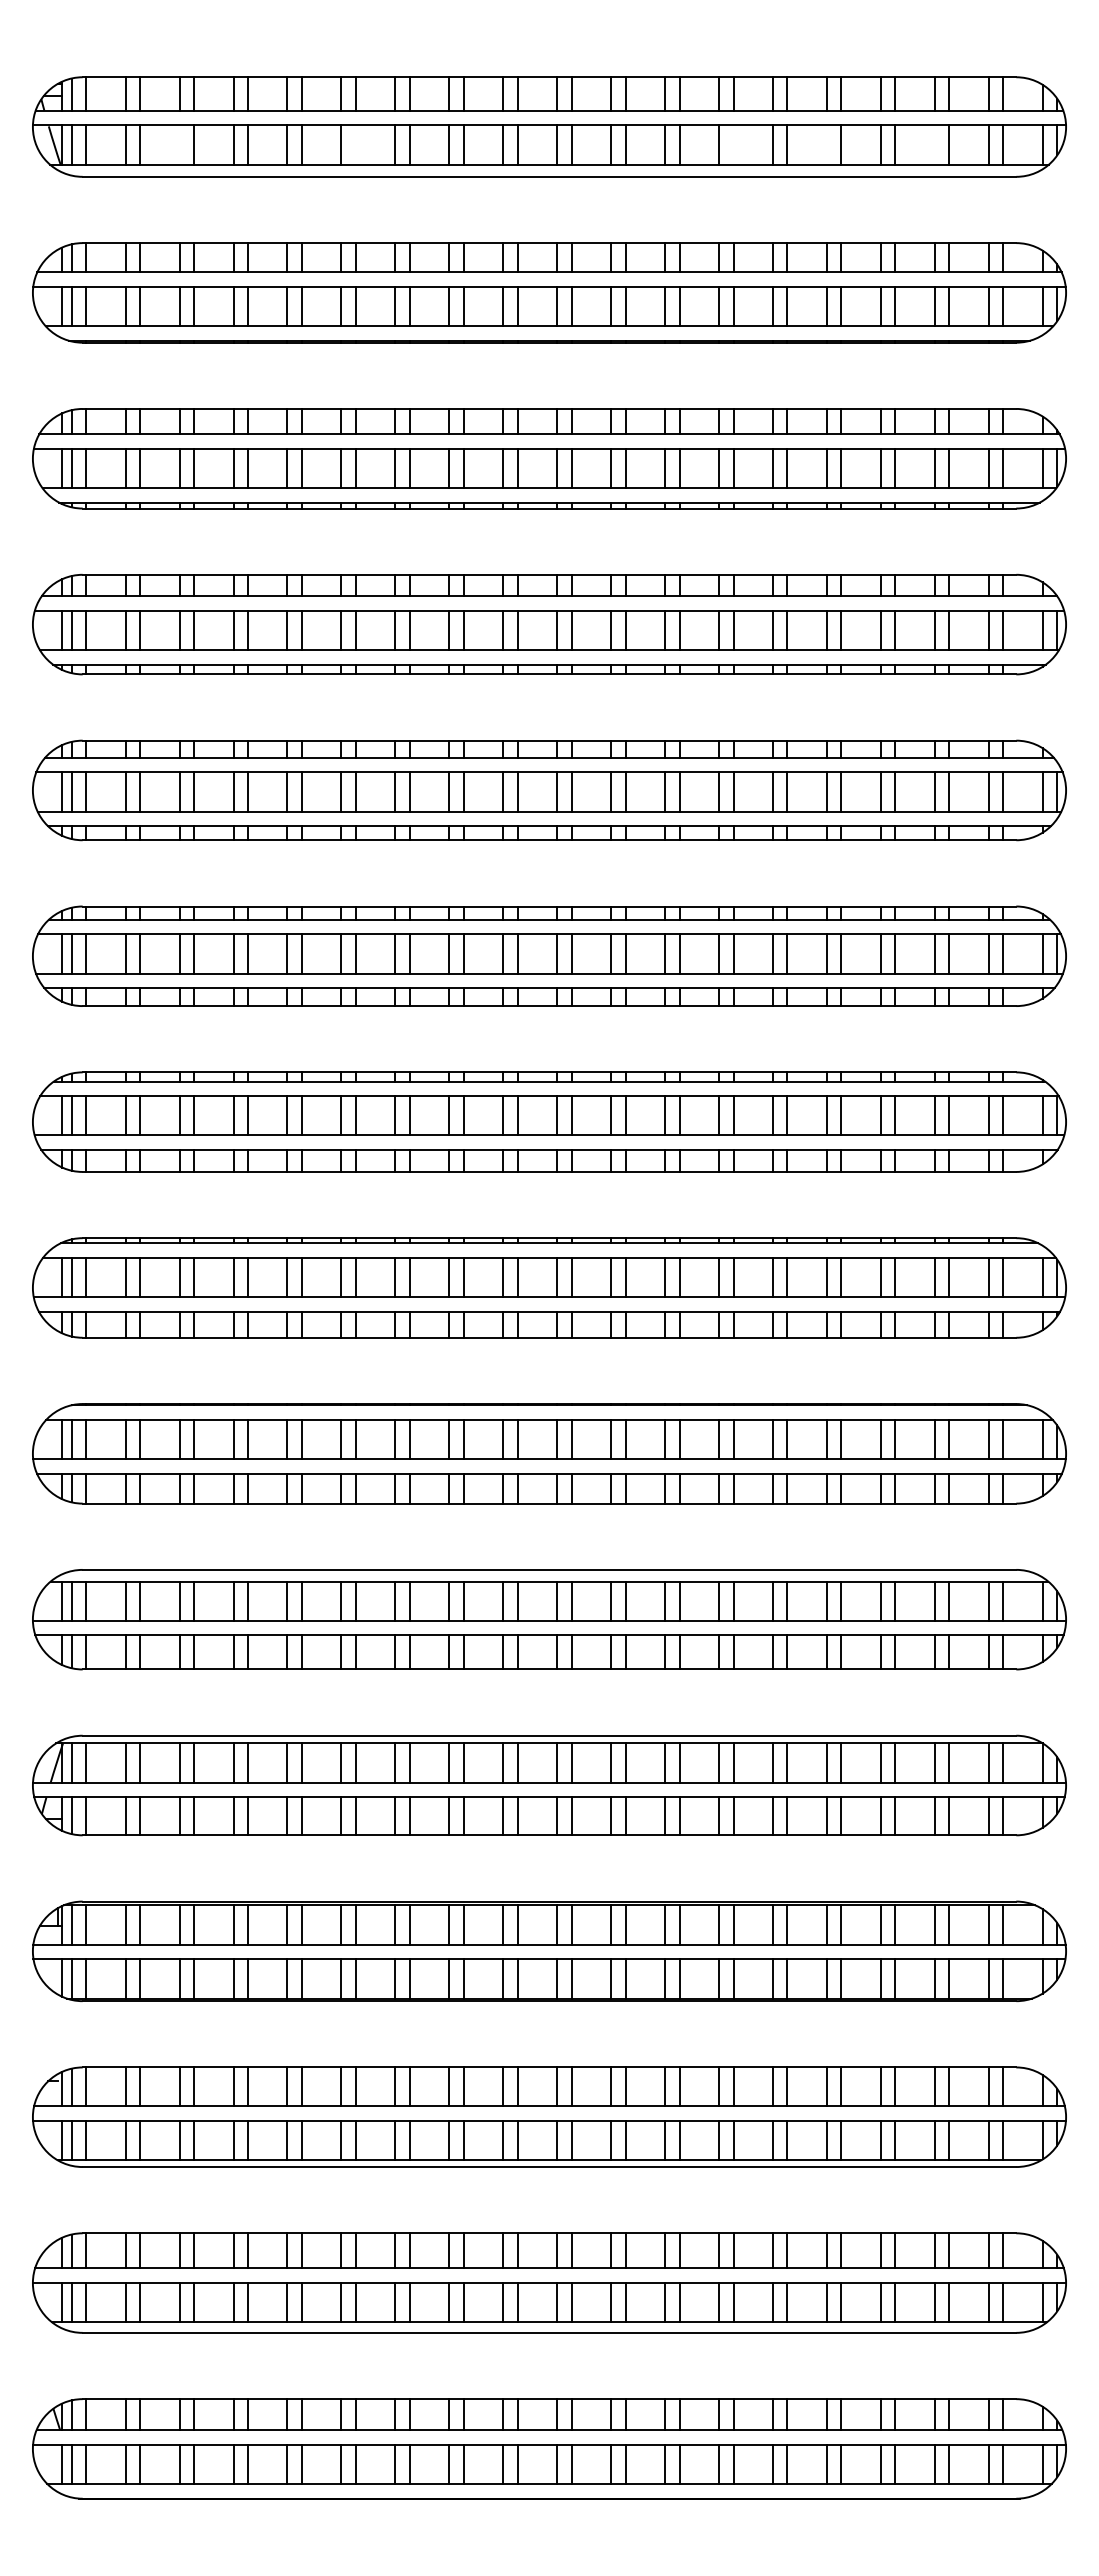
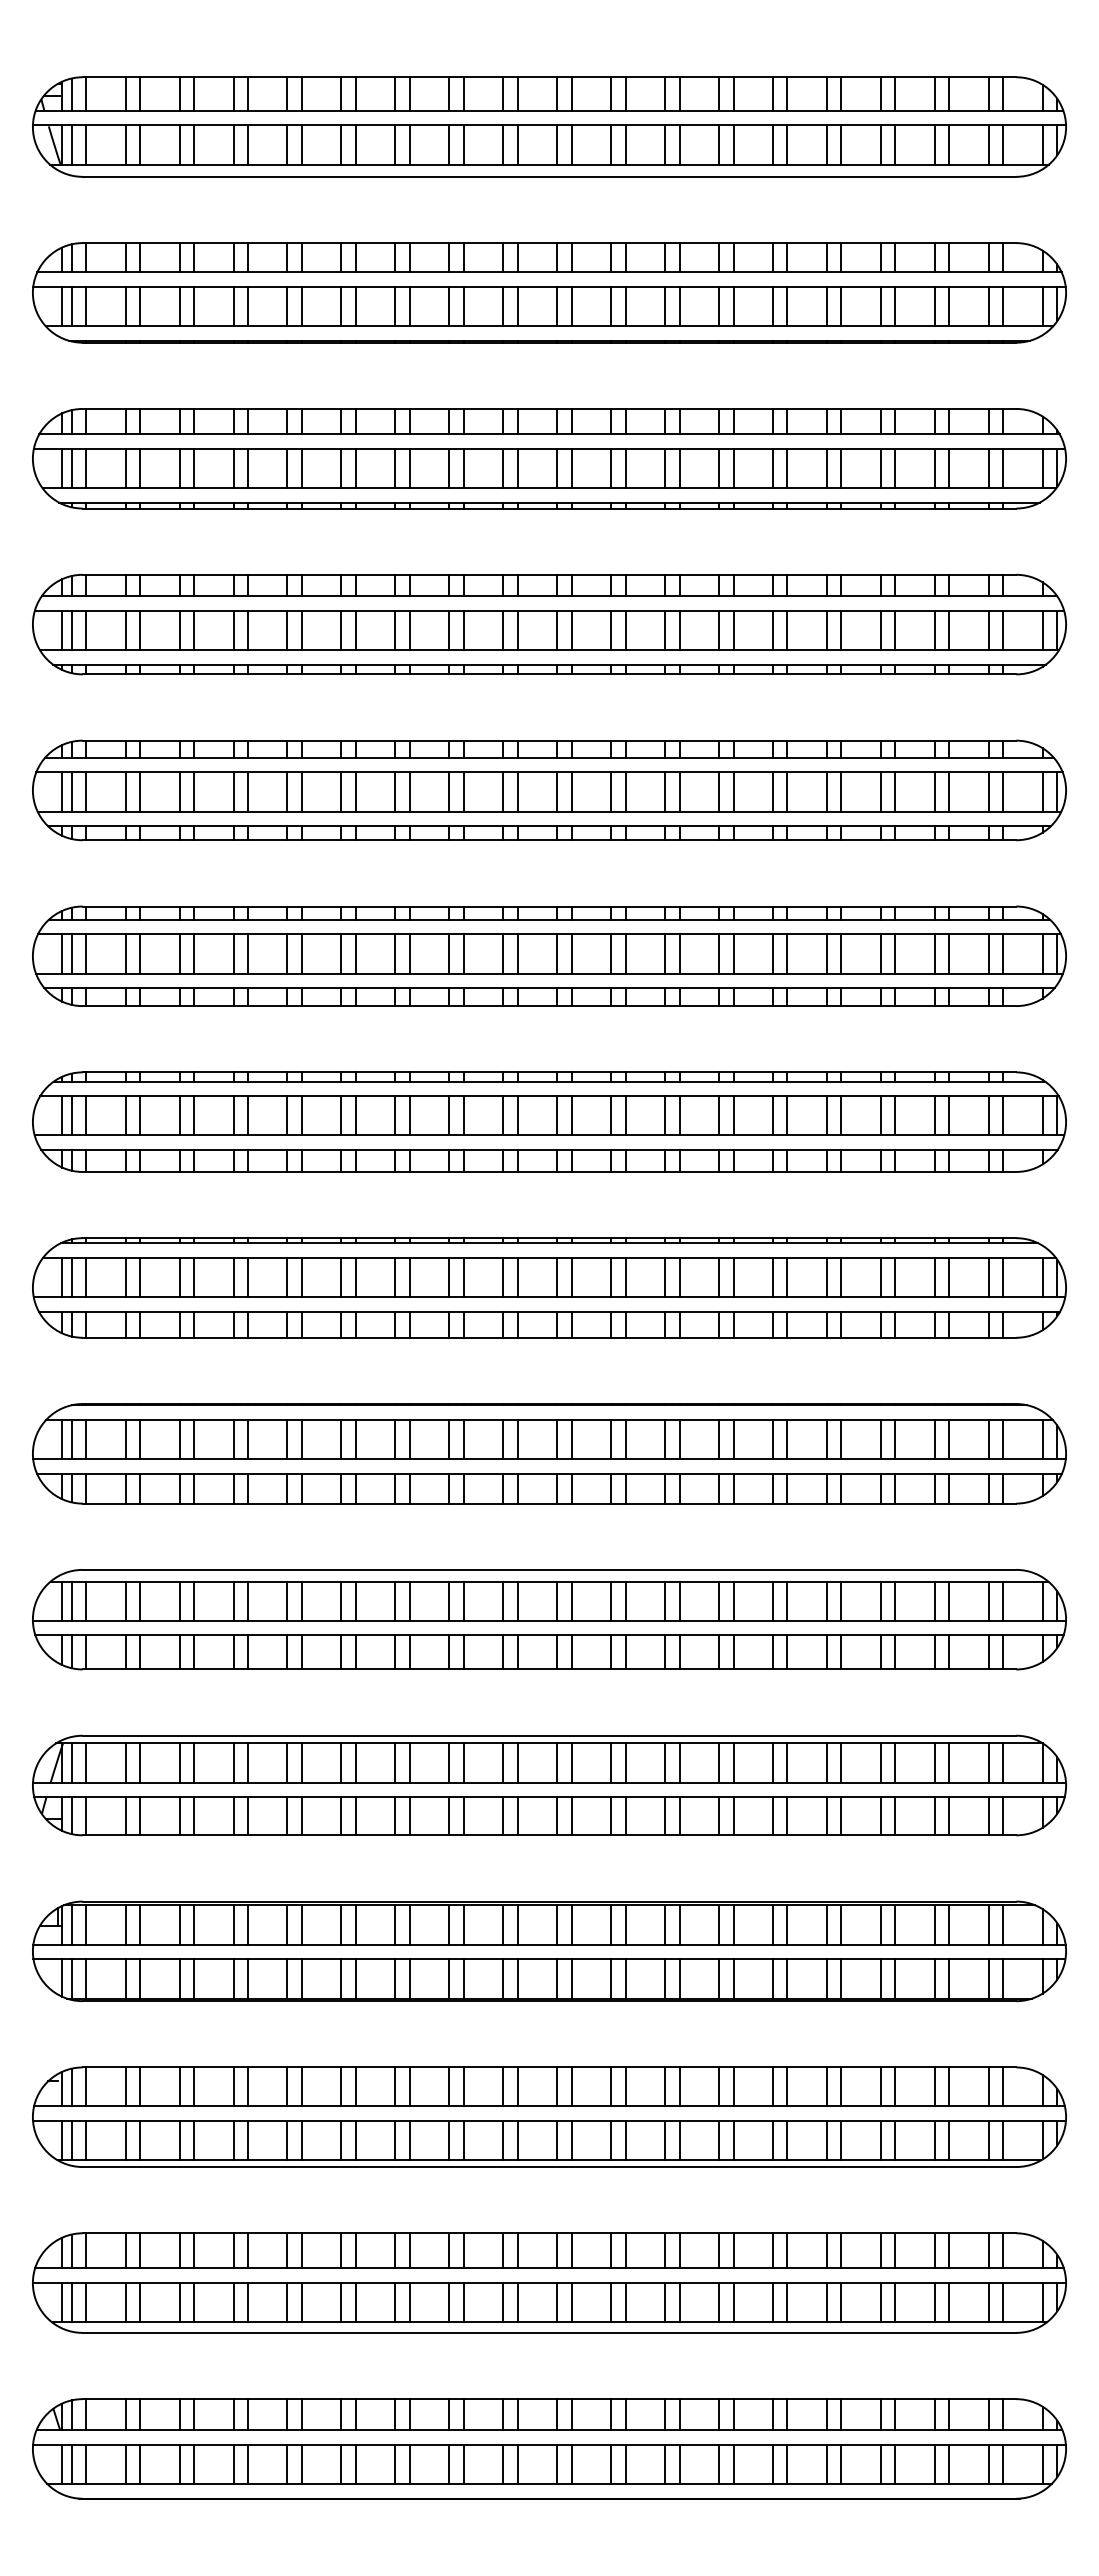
line: none -> present (179, 144)
line: none -> present (355, 144)
line: none -> present (733, 144)
line: none -> present (826, 144)
line: none -> present (934, 144)
